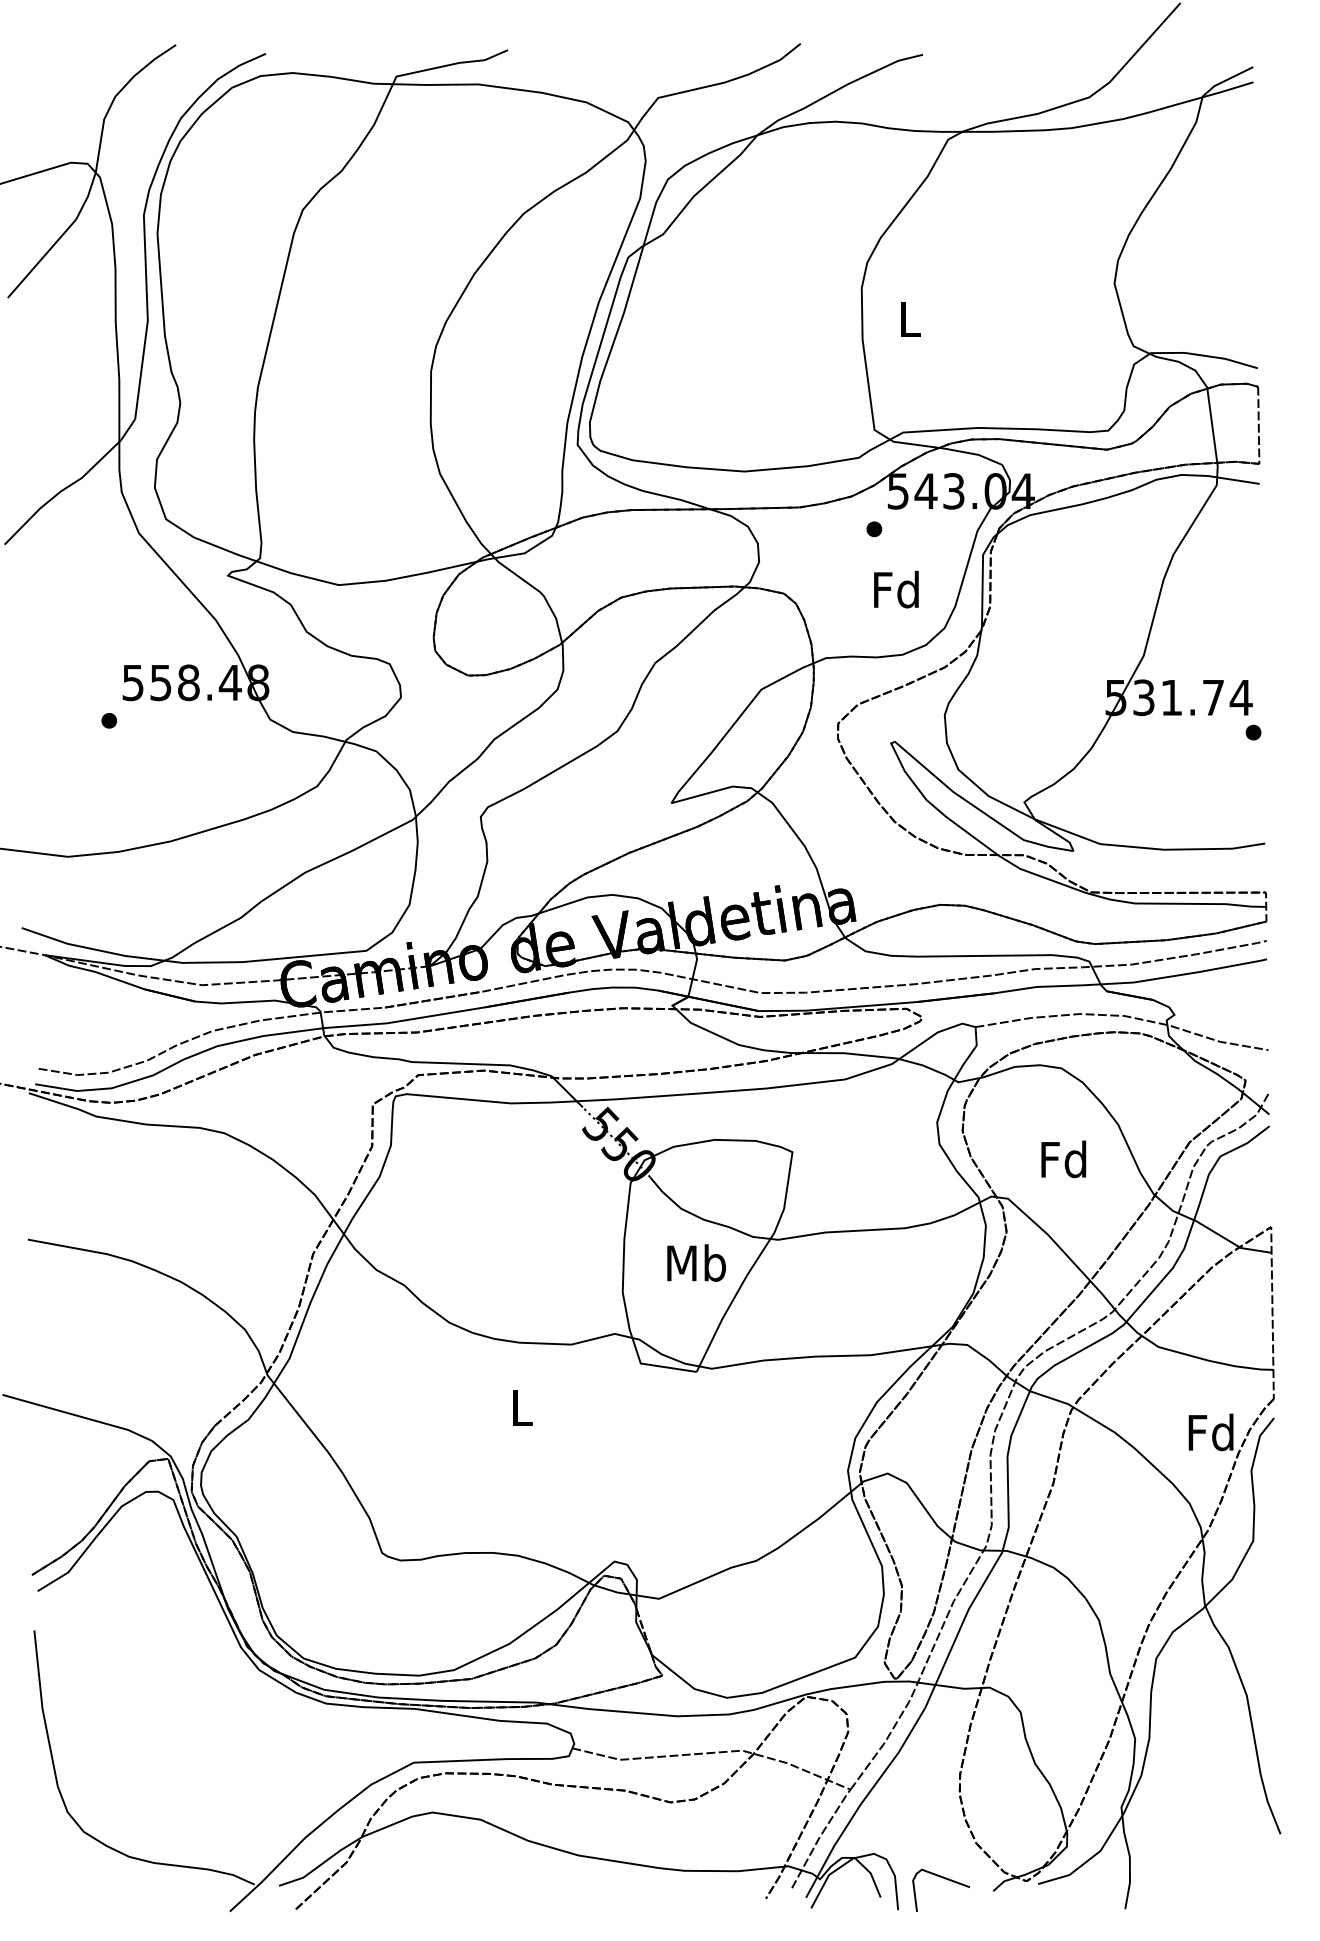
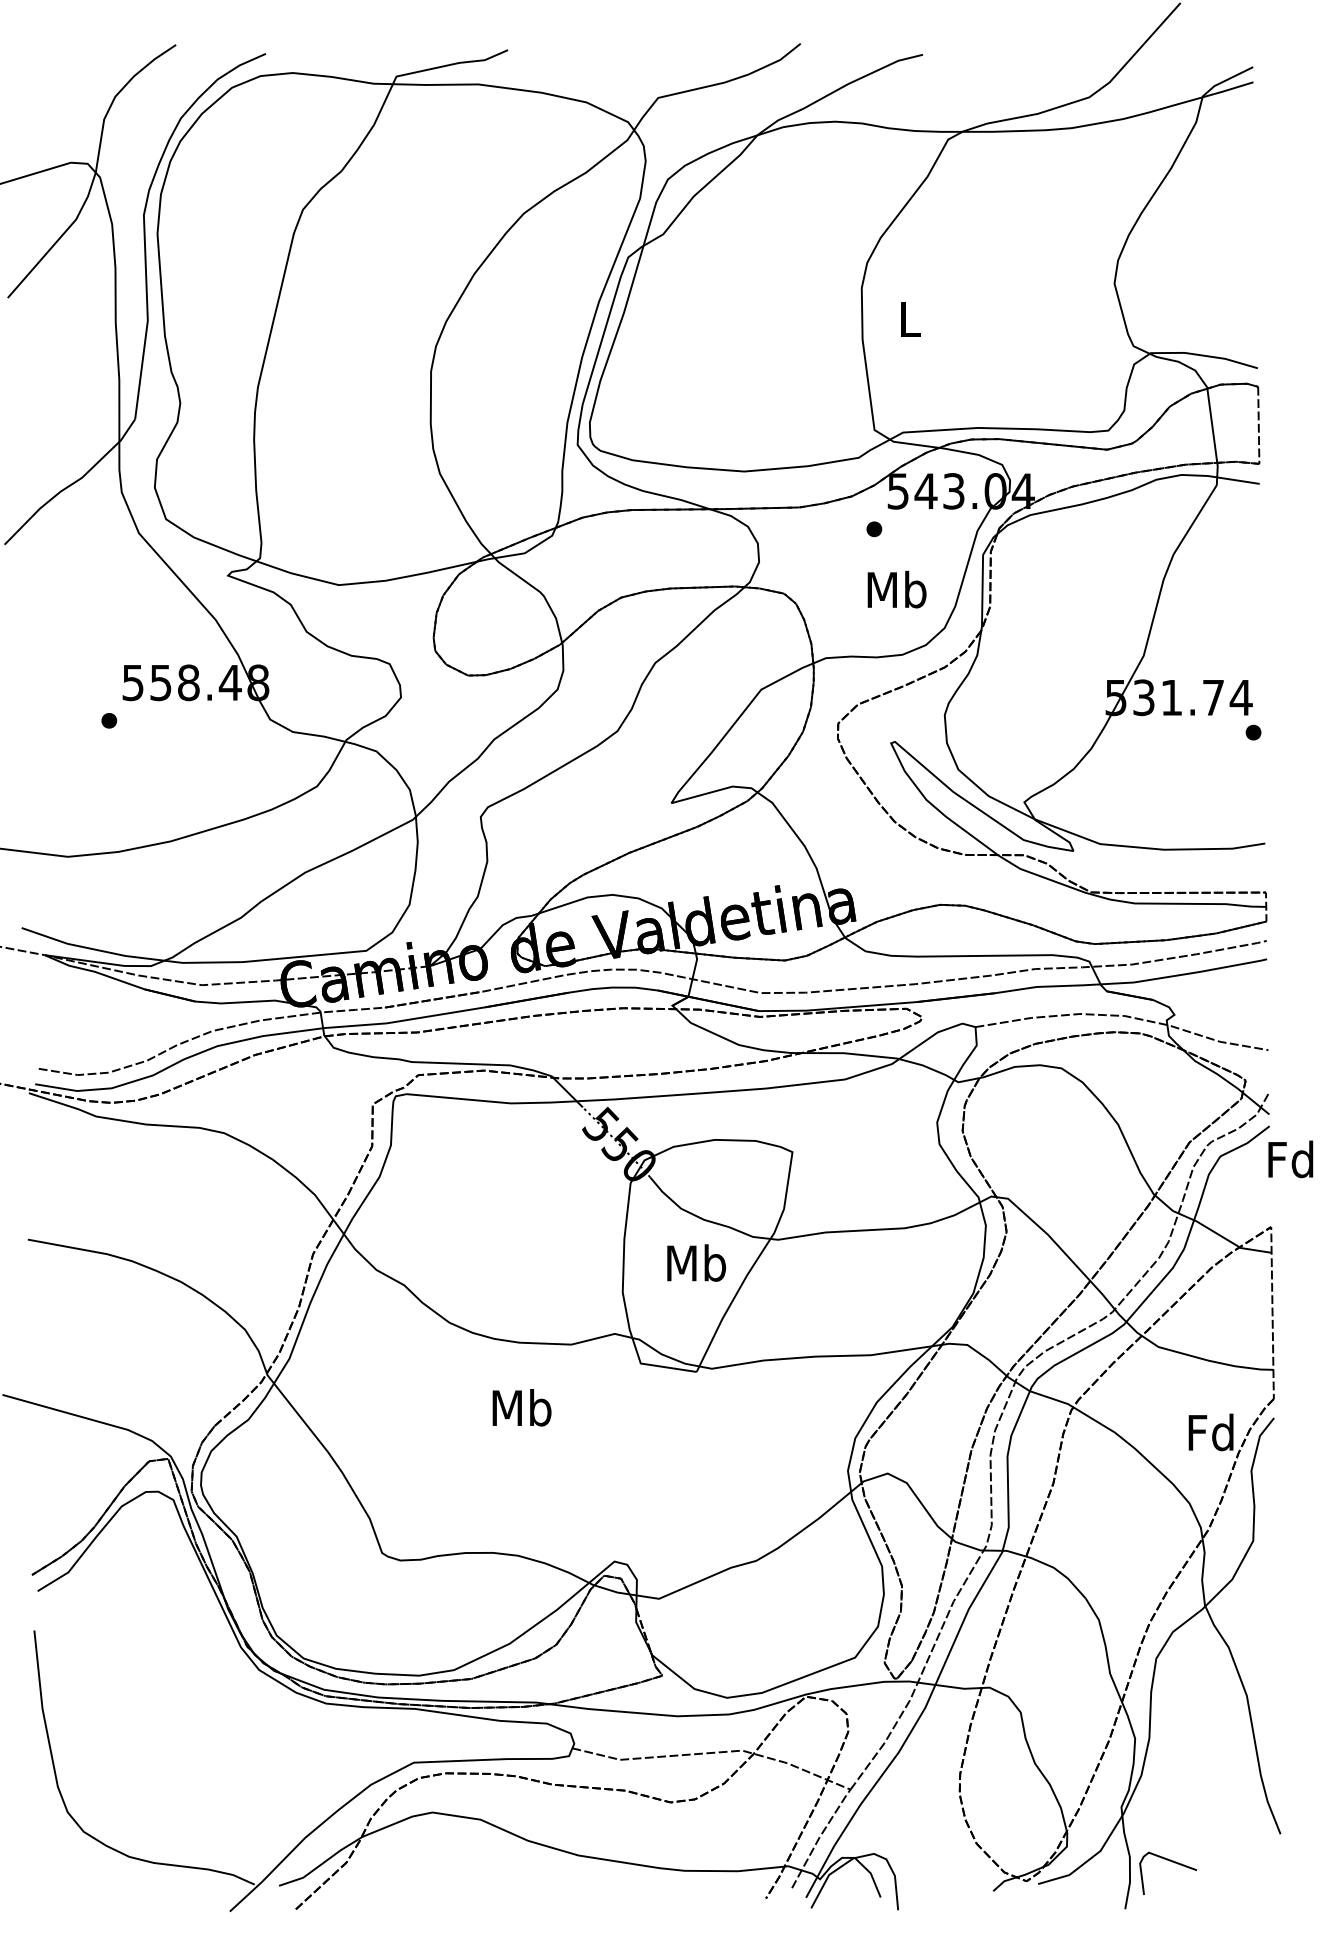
text: Fd -> Mb (896, 589)
text position: (1063, 1159) -> (1290, 1159) (1290, 1159)
text: L -> Mb (521, 1407)
line position: (945, 1879) -> (1172, 1862) (1172, 1862)
